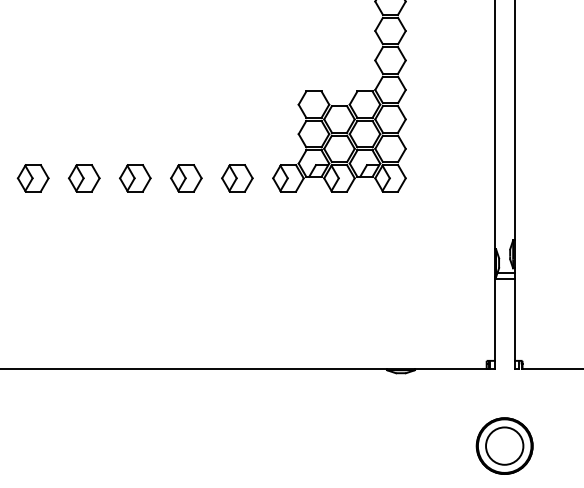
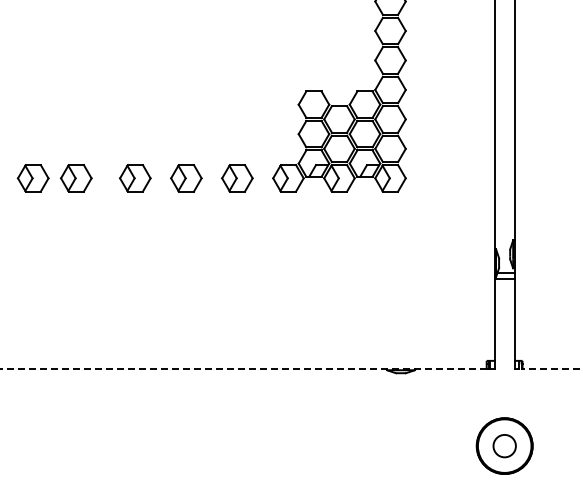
part position: (84, 178) -> (76, 178) (76, 178)
line: solid -> dashed (243, 368)
line: solid -> dashed (552, 368)
circle diameter: 37 px -> 22 px (504, 445)
